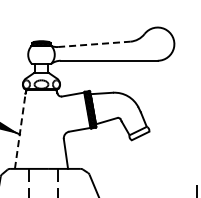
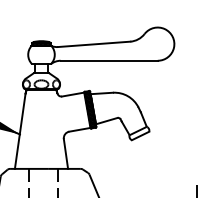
line: dashed -> solid (94, 44)
line: dashed -> solid (20, 131)
